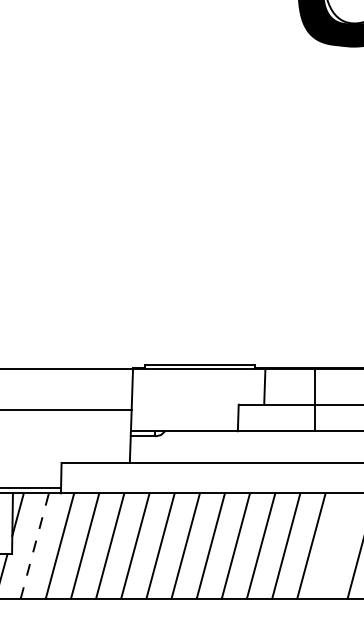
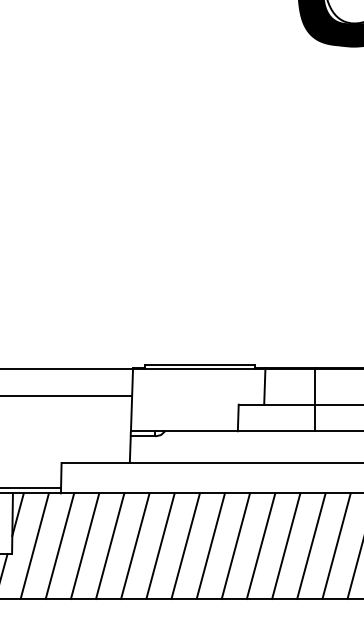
line position: (67, 410) -> (67, 396) (67, 396)
line: none -> present (336, 545)
line: dashed -> solid (34, 546)
